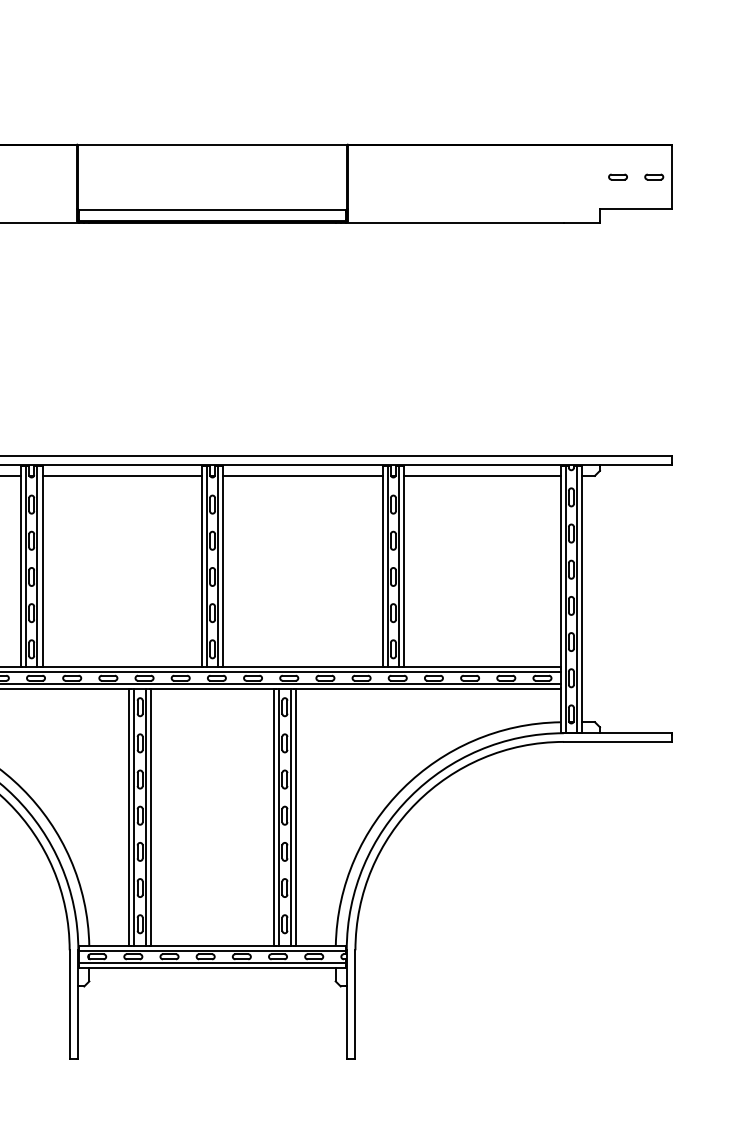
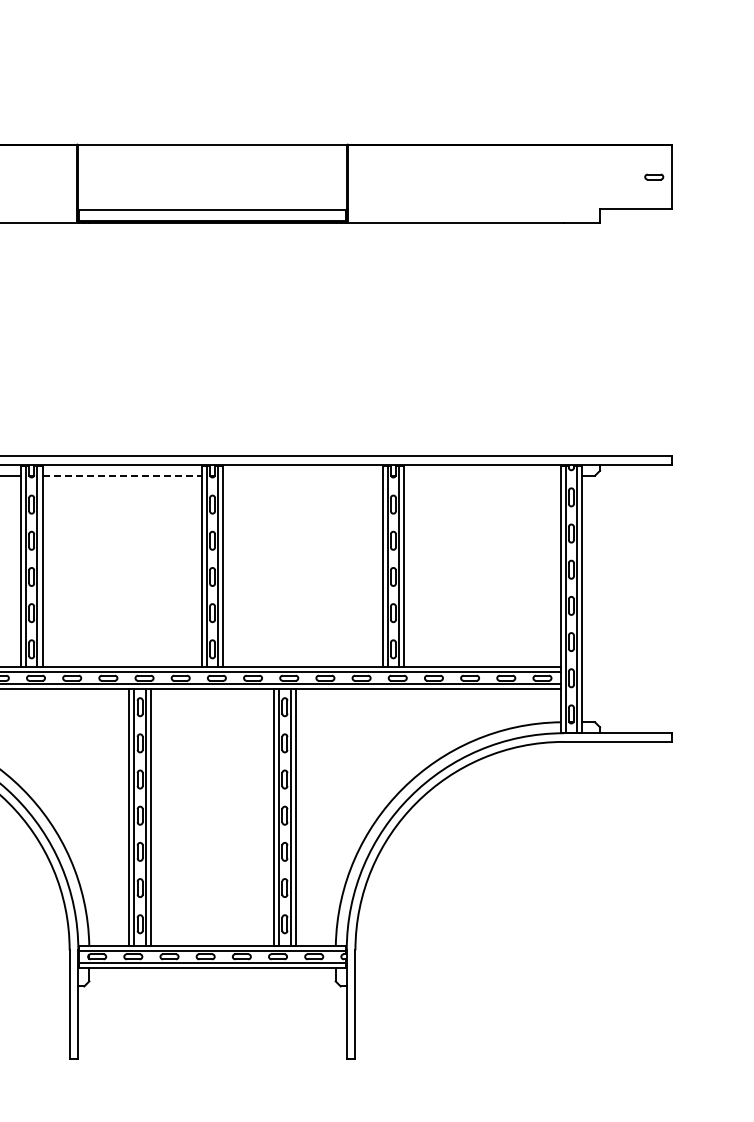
part: present -> none (617, 176)
line: solid -> dashed (122, 475)
line: present -> none (302, 475)
line: present -> none (482, 475)
